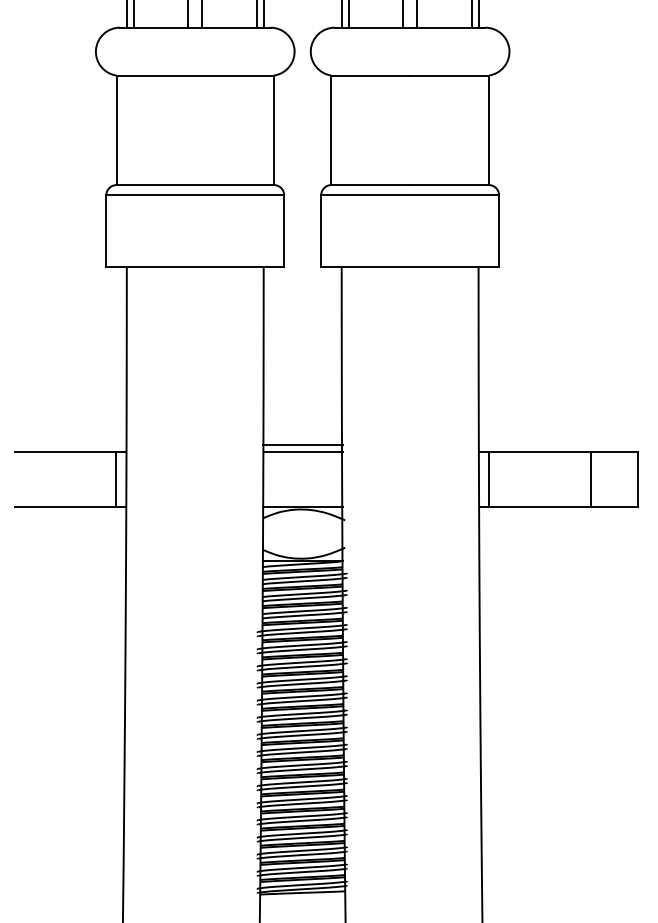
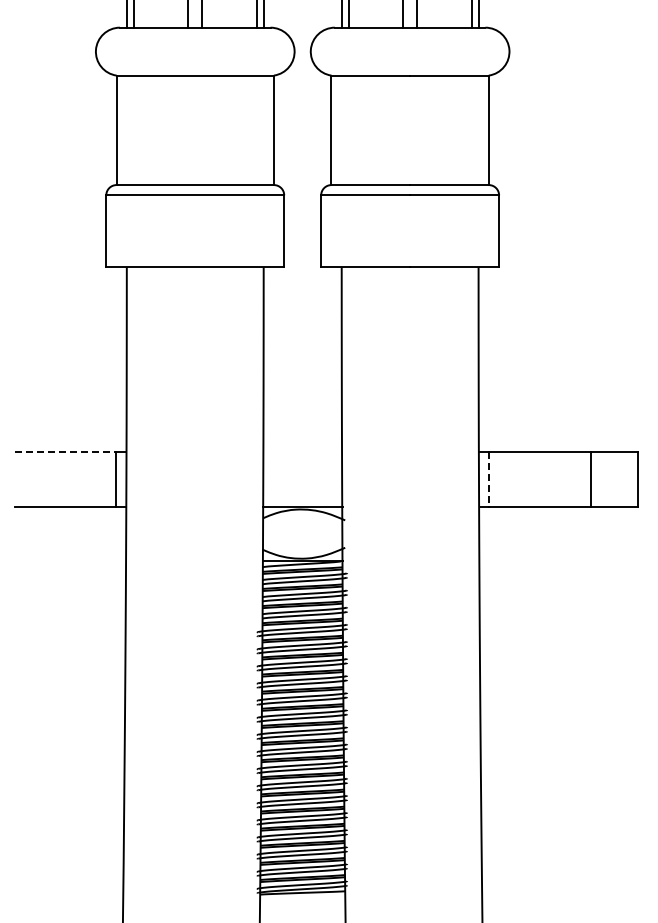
line: present -> none (302, 445)
line: solid -> dashed (65, 451)
line: present -> none (303, 451)
line: solid -> dashed (488, 479)
